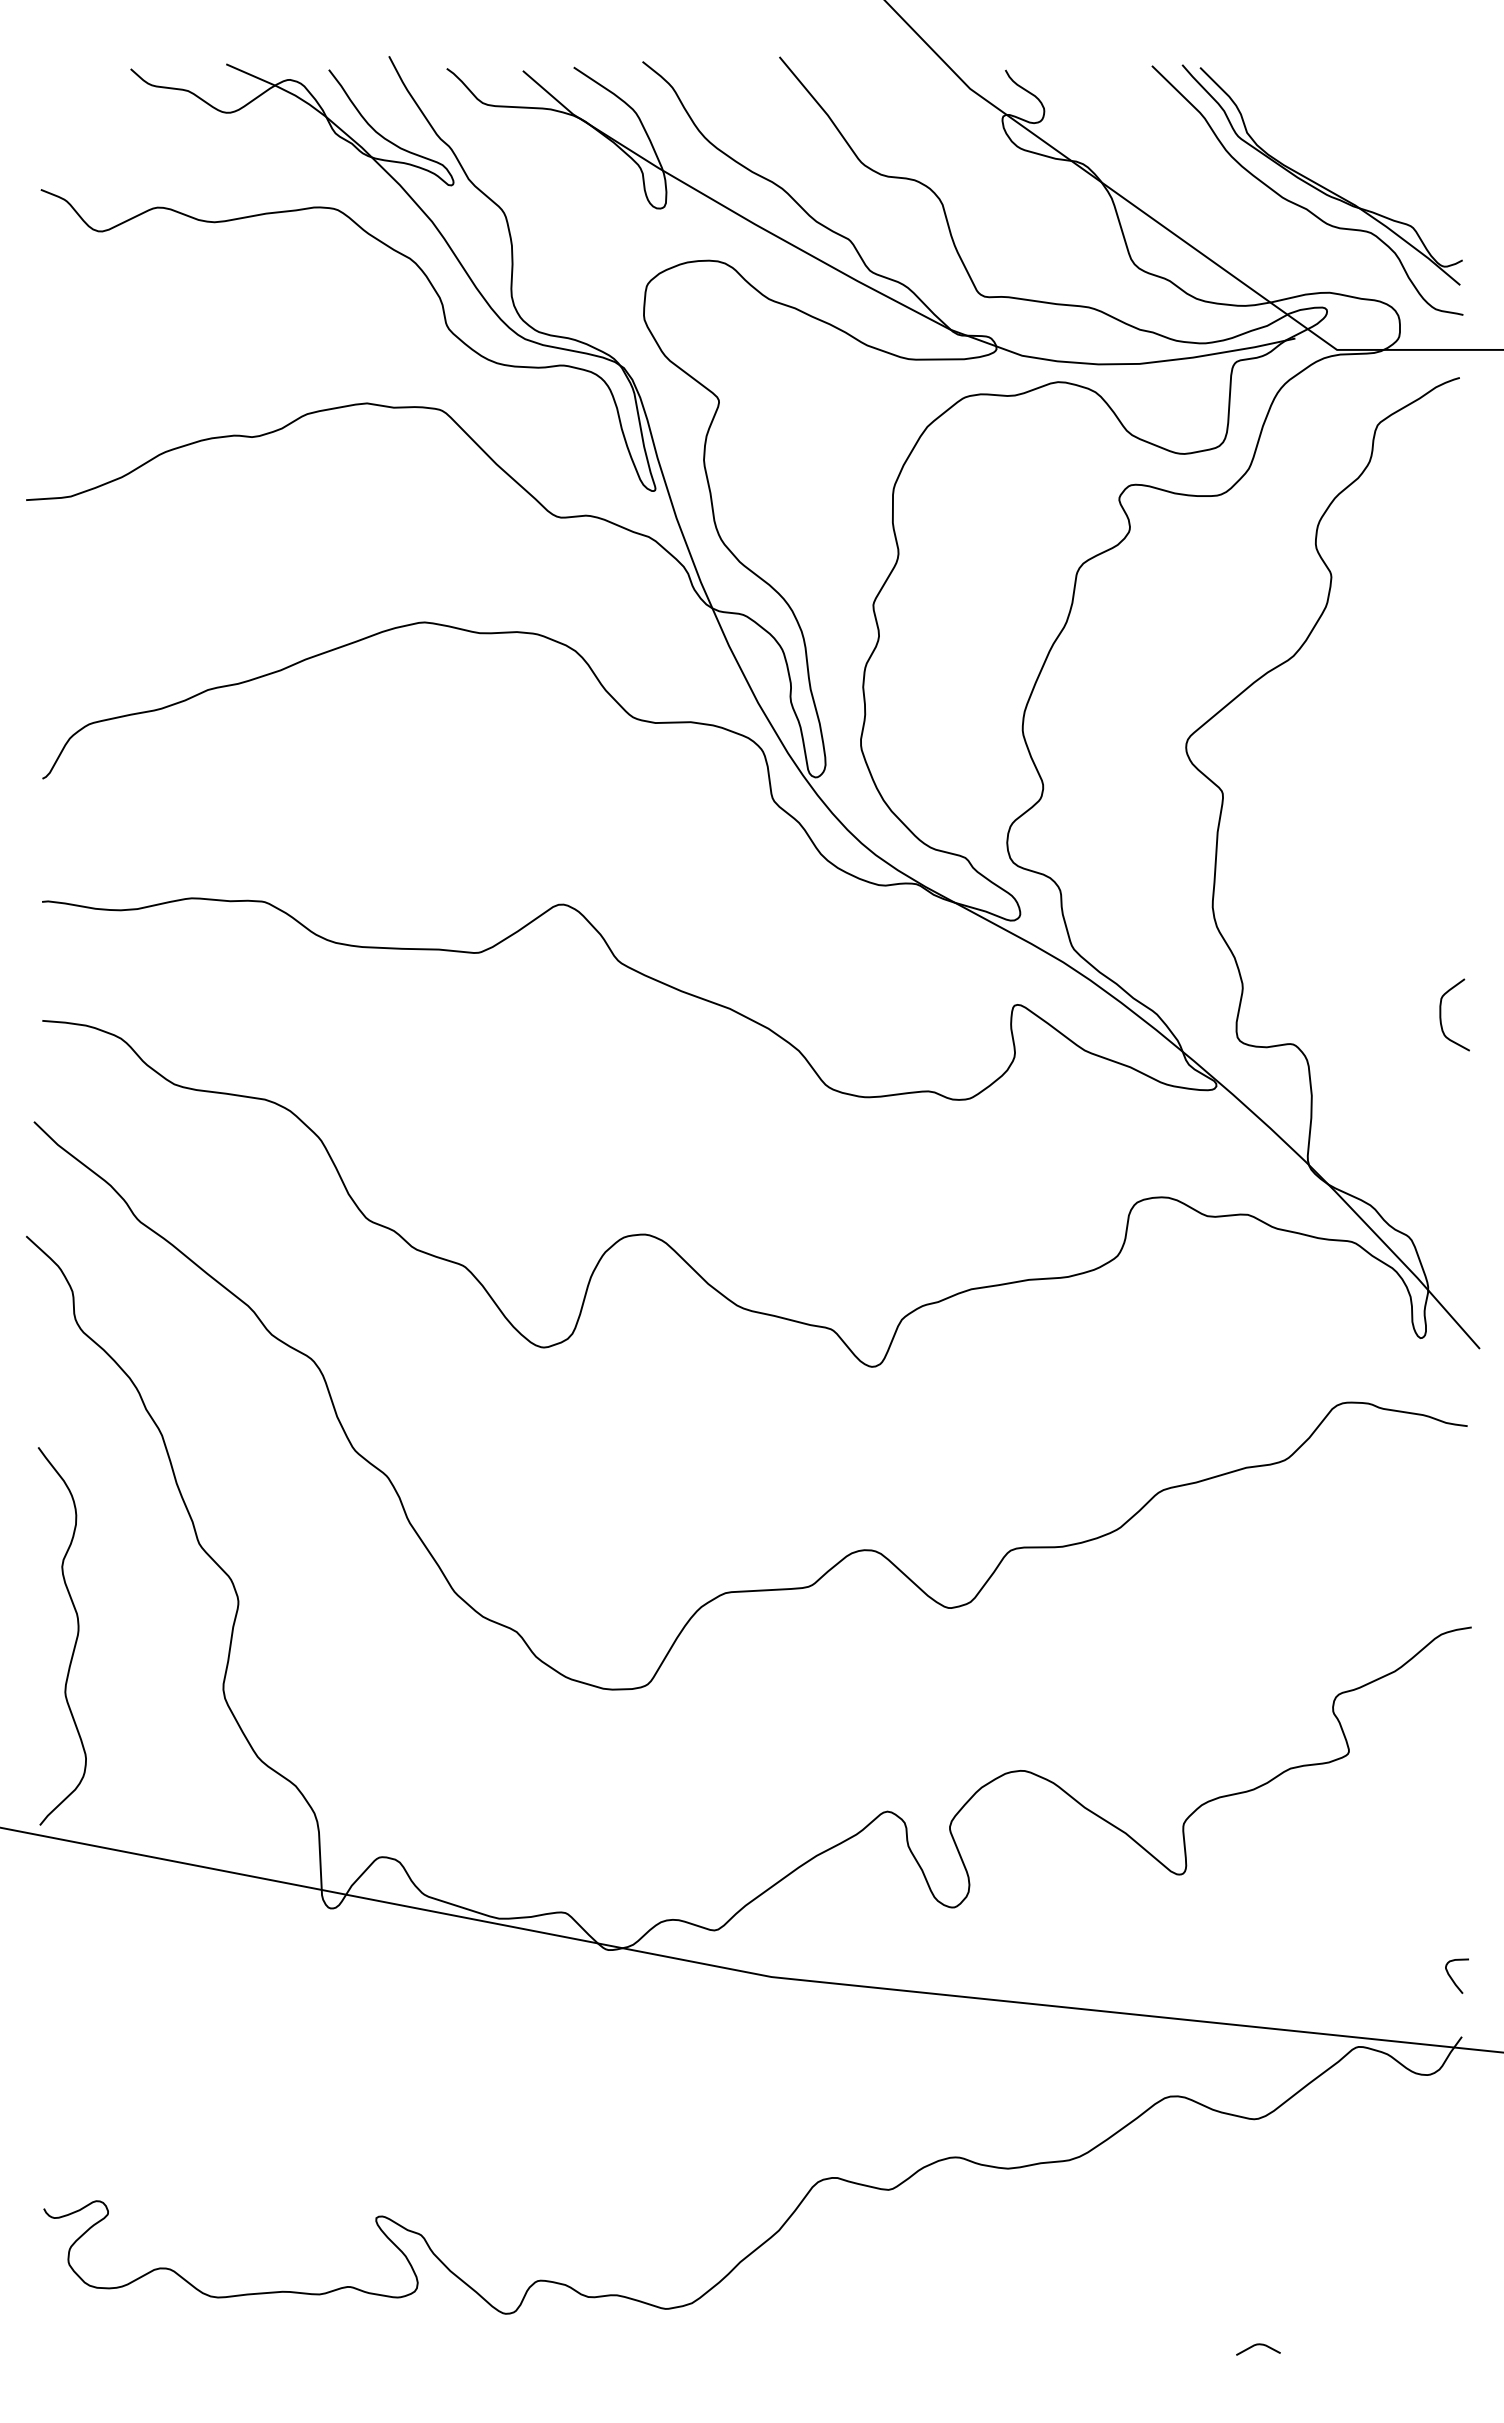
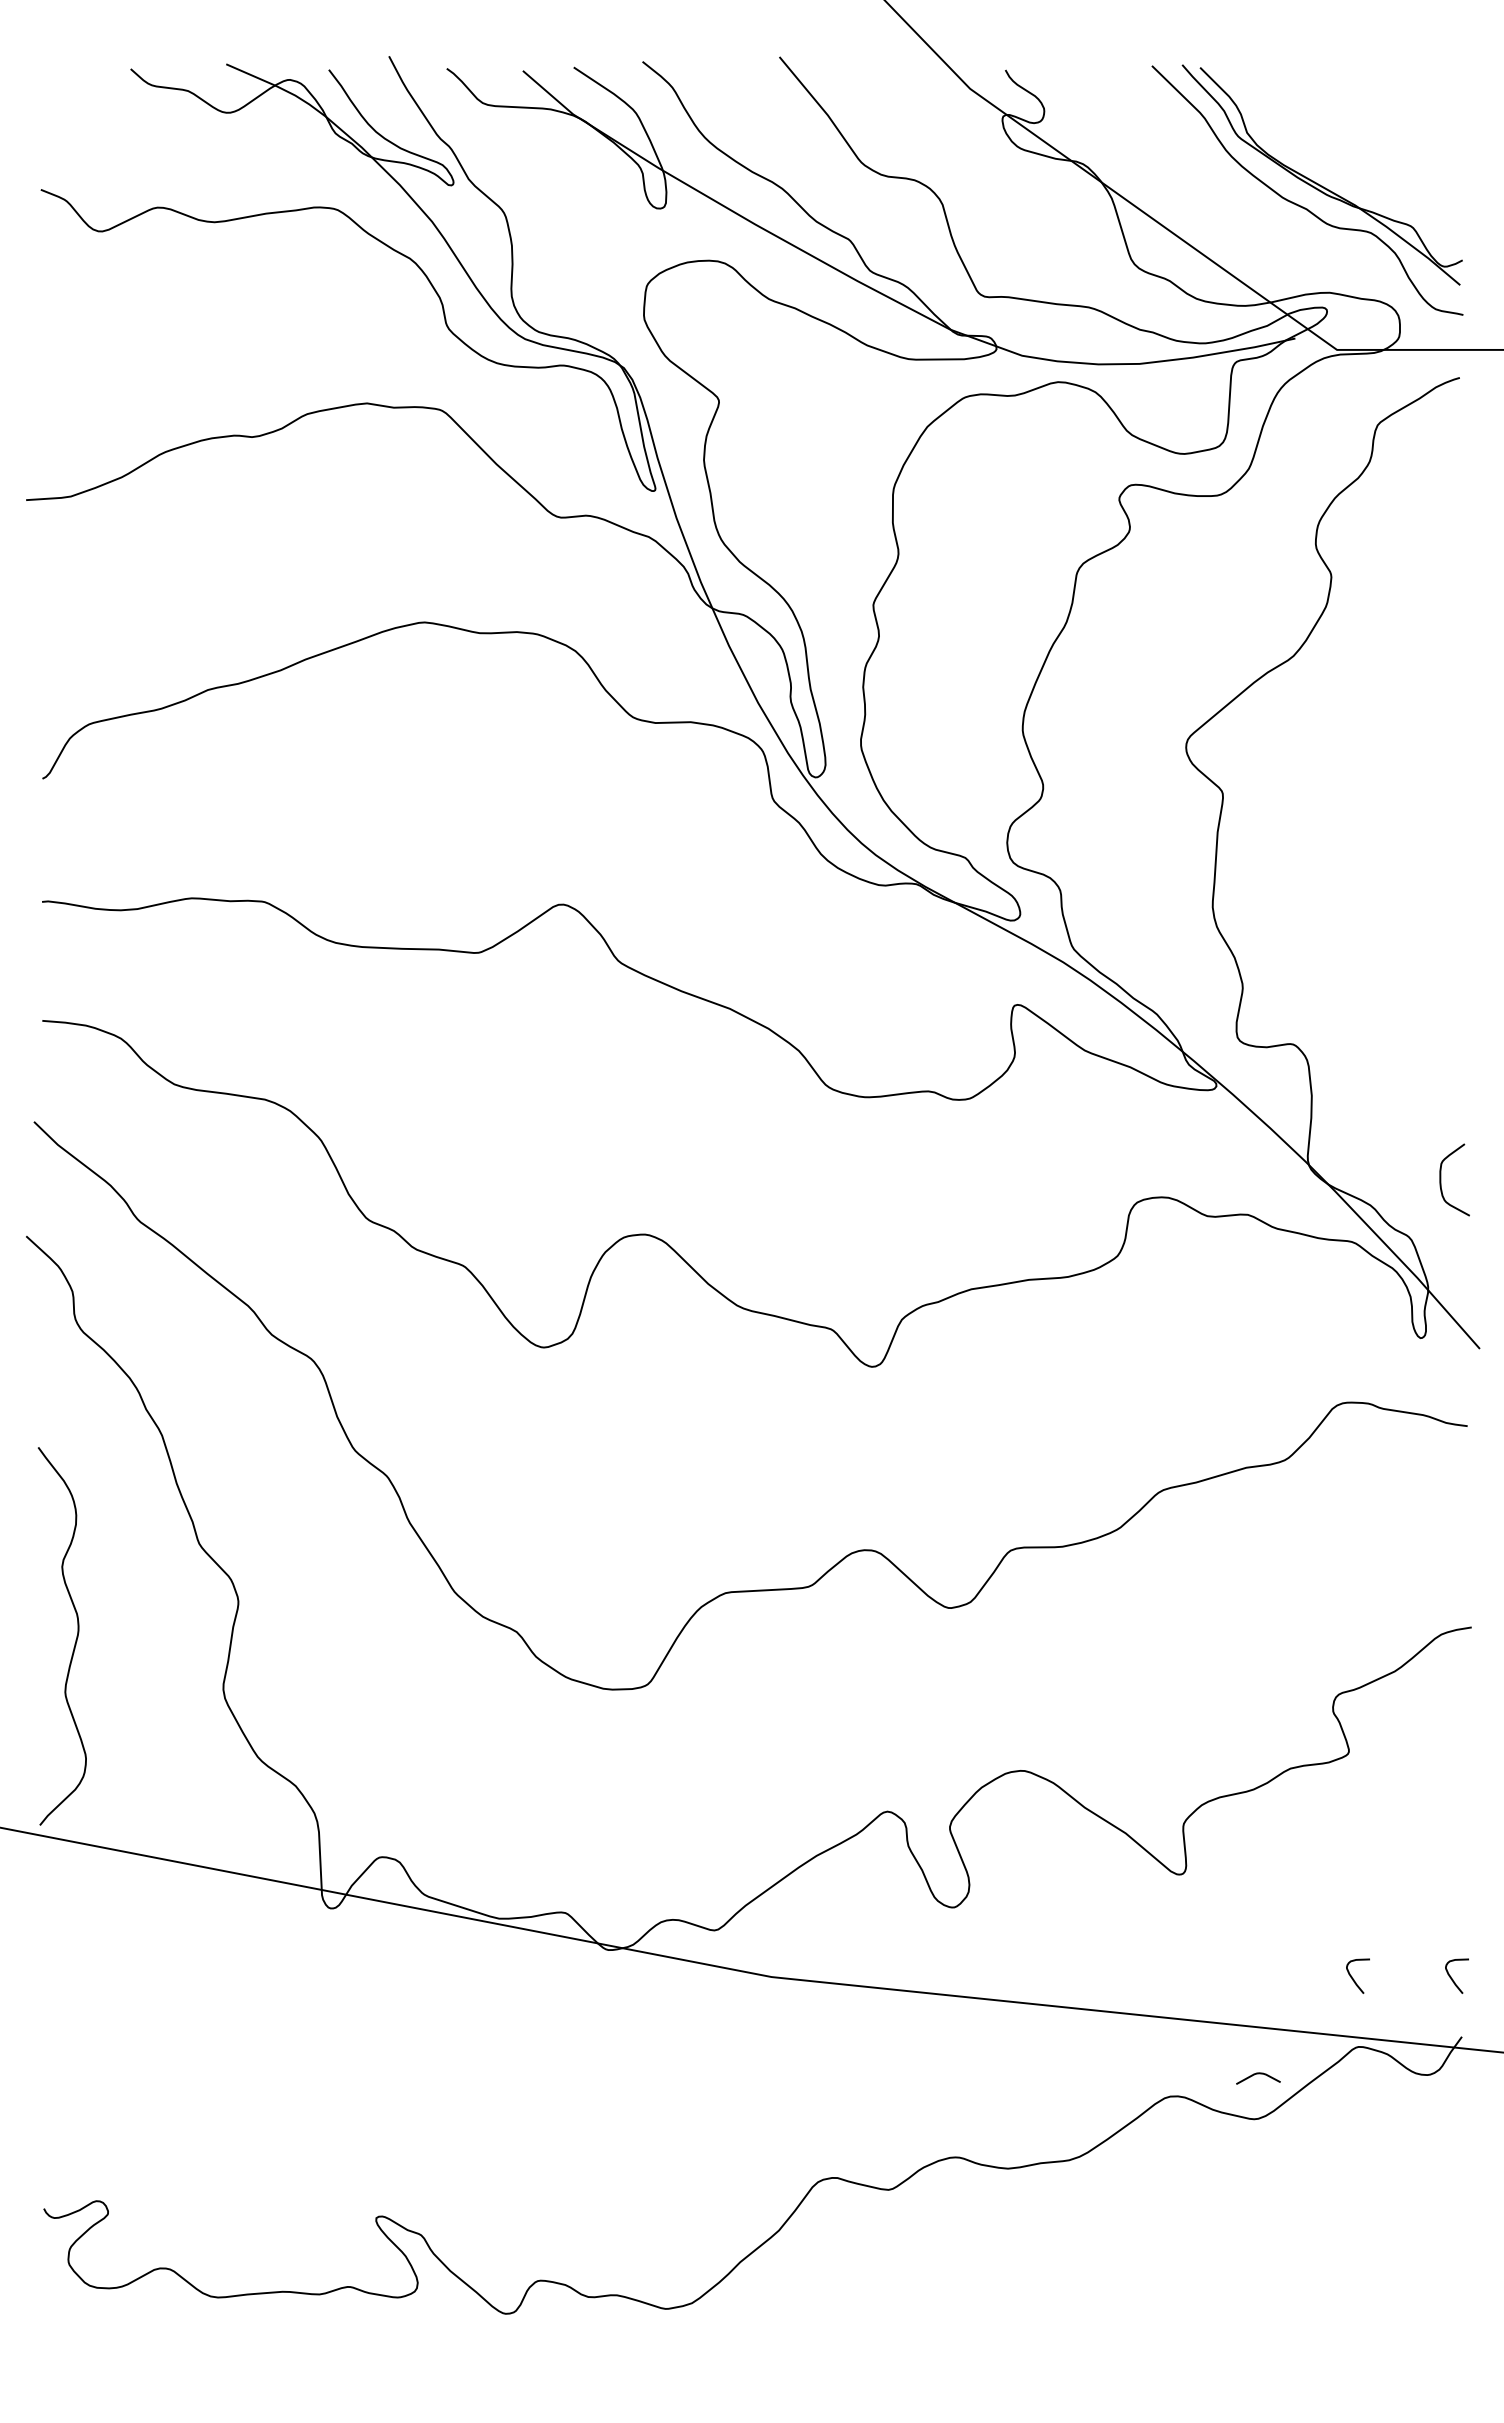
curve position: (1441, 1014) -> (1441, 1179) (1441, 1179)
curve: none -> present (1353, 1978)
curve position: (1258, 2345) -> (1258, 2074) (1258, 2074)
